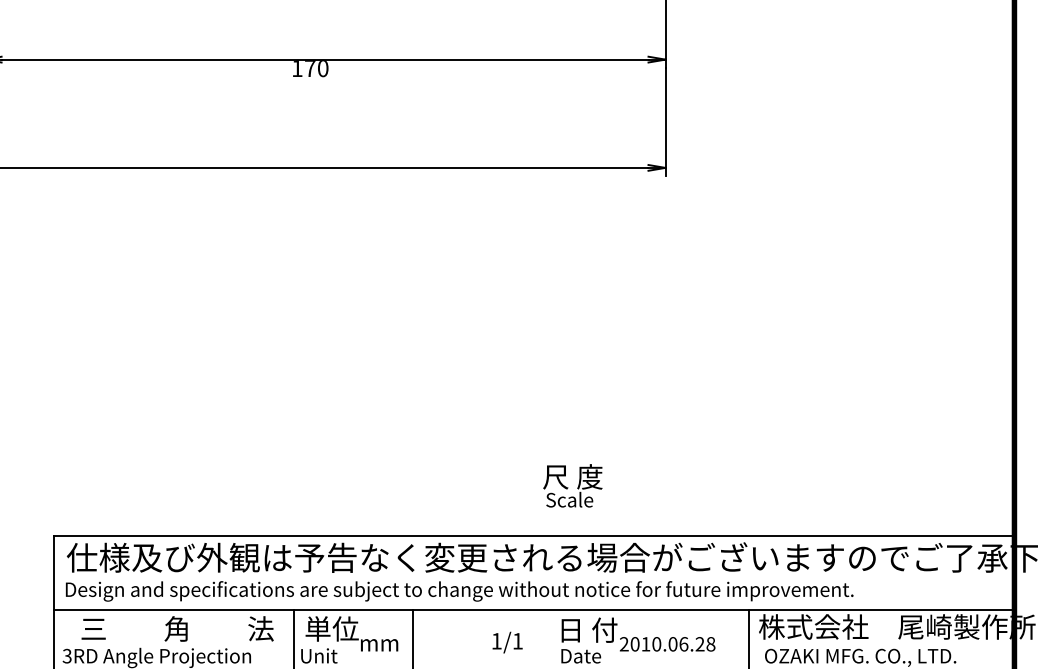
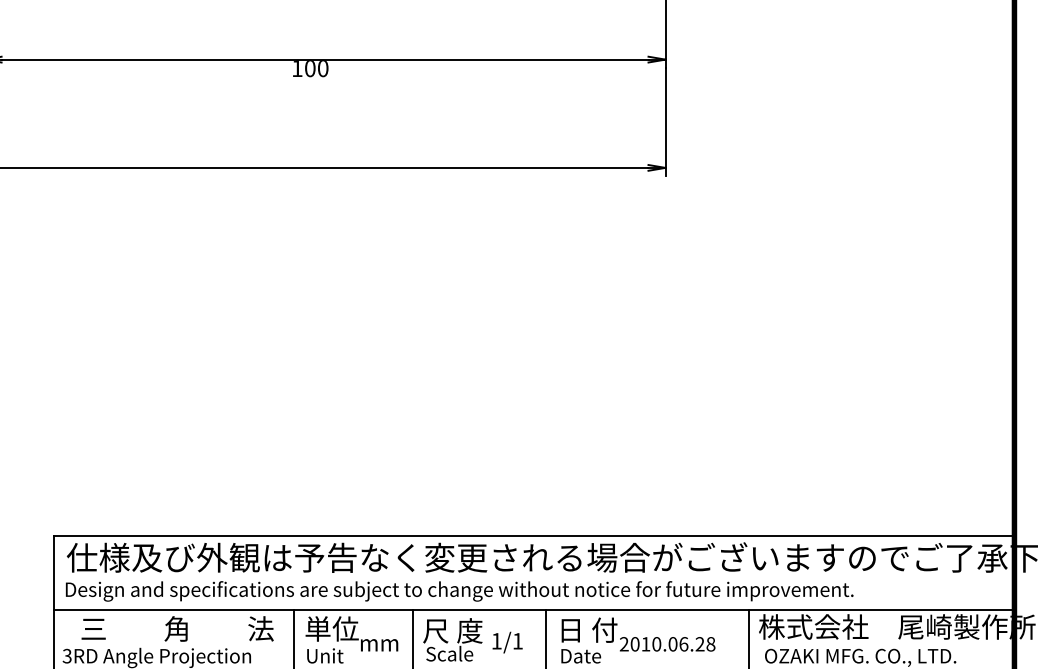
text: 170 -> 100 (310, 69)
text position: (572, 485) -> (452, 639) (452, 639)
line: none -> present (546, 637)
text position: (319, 655) -> (325, 655) (325, 655)
